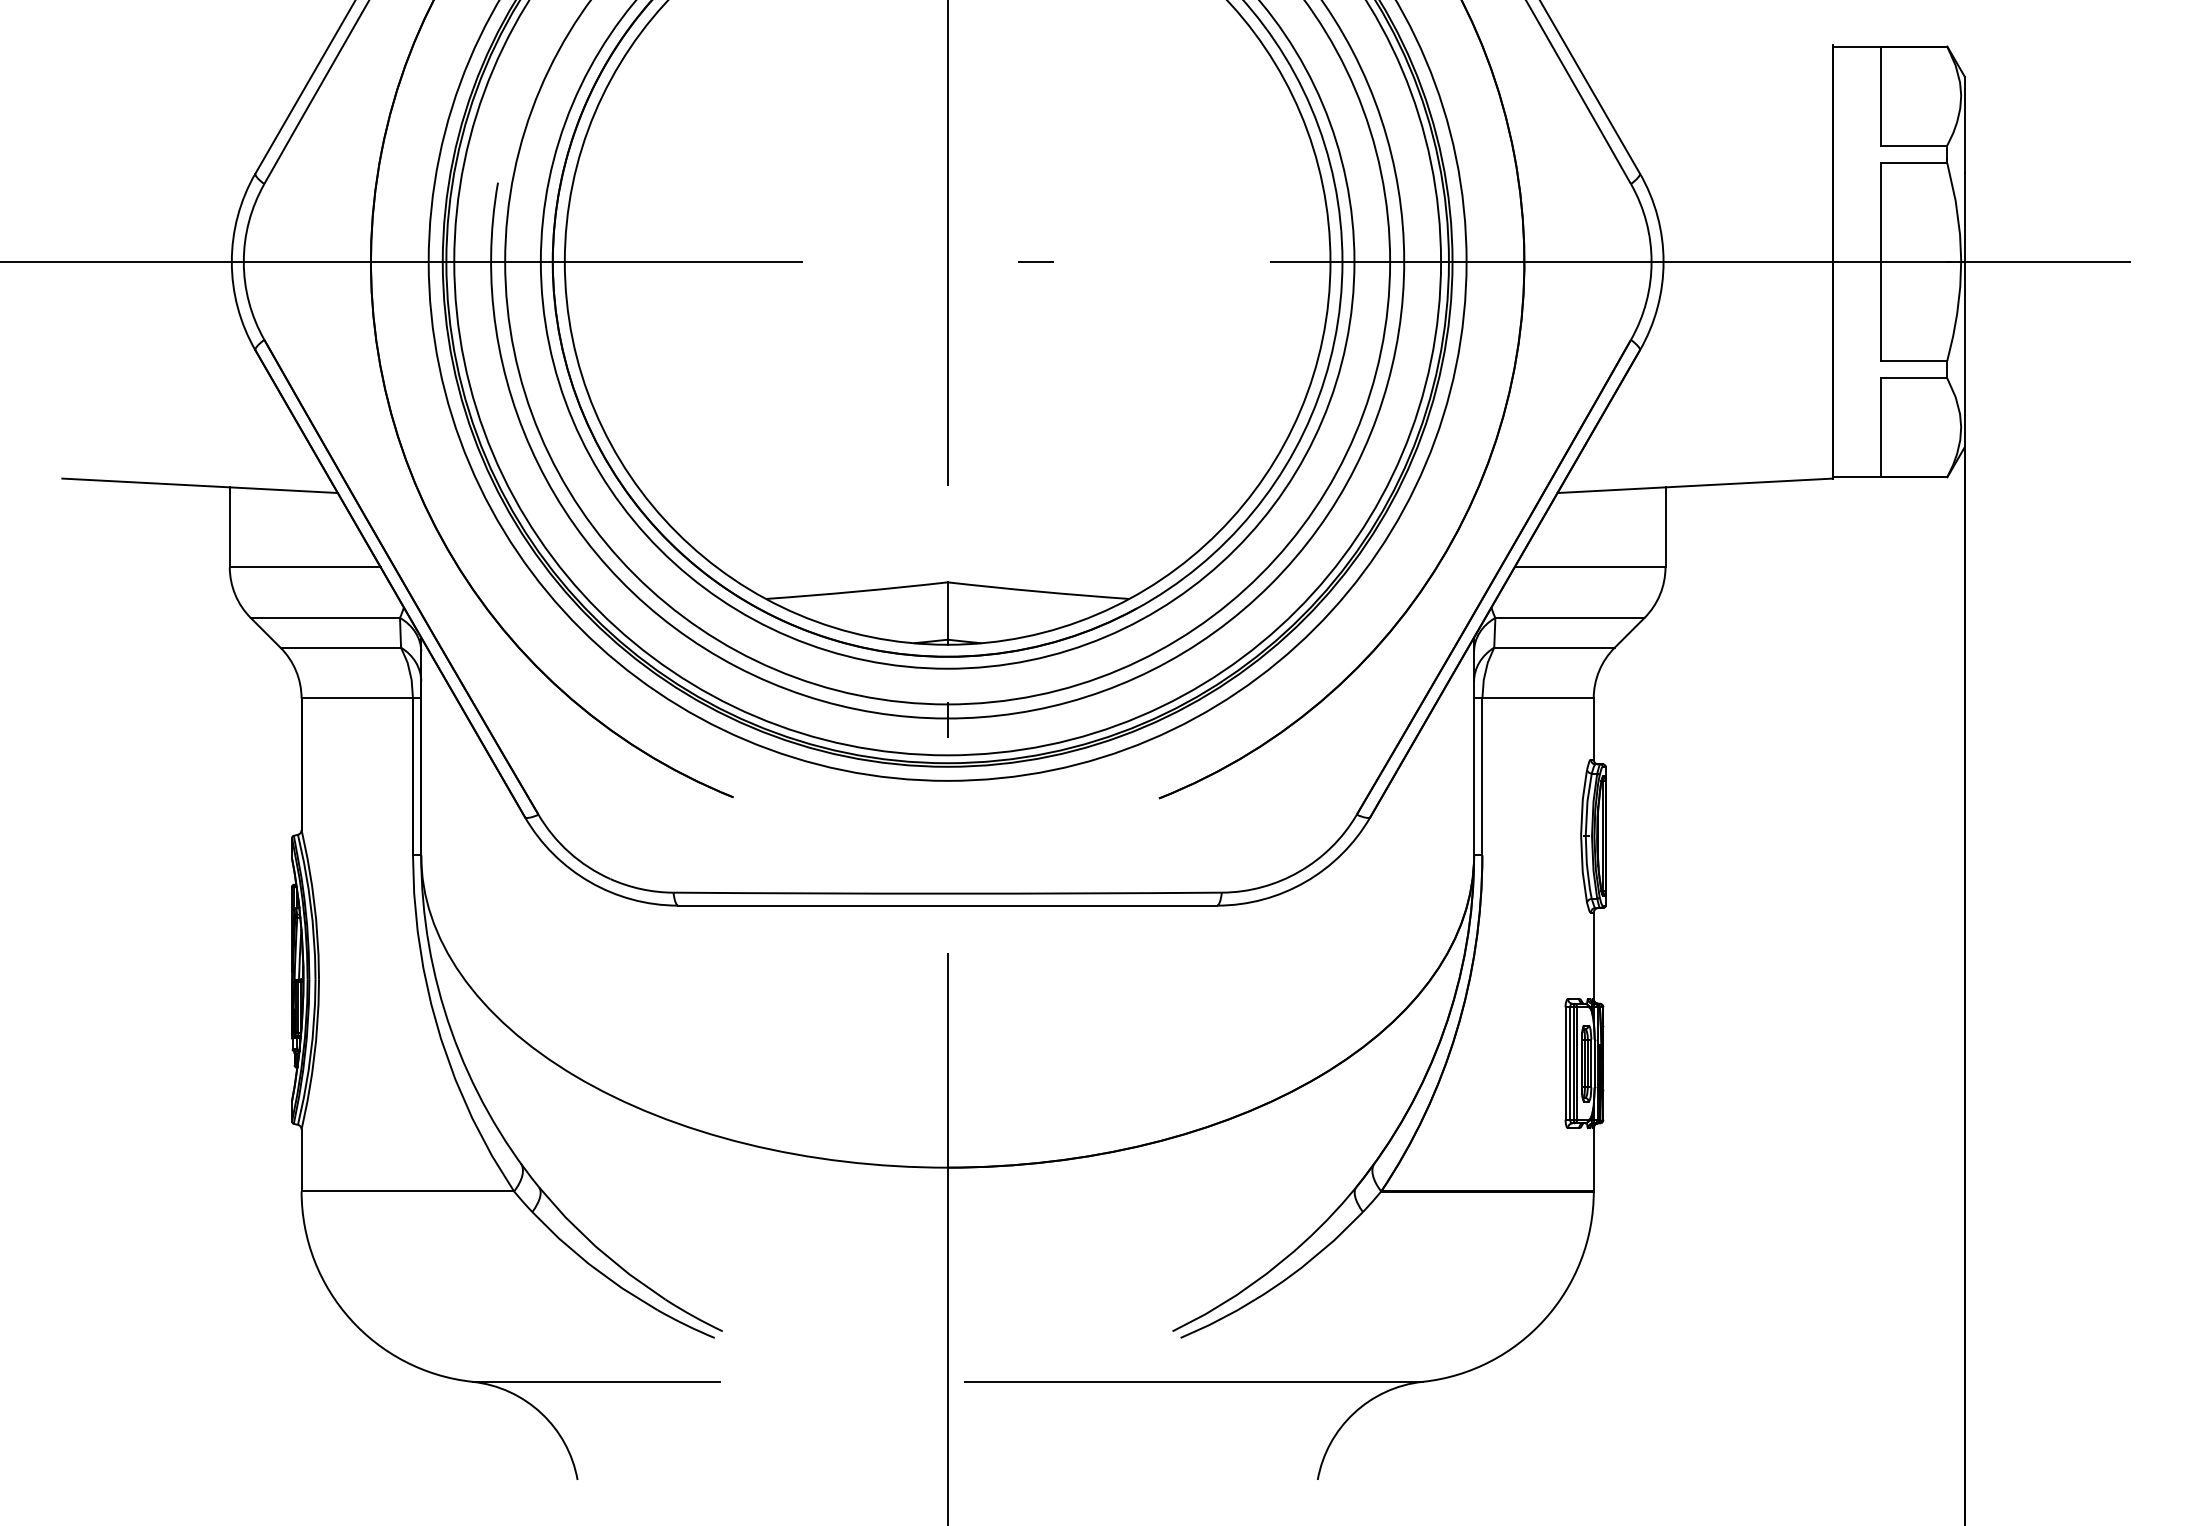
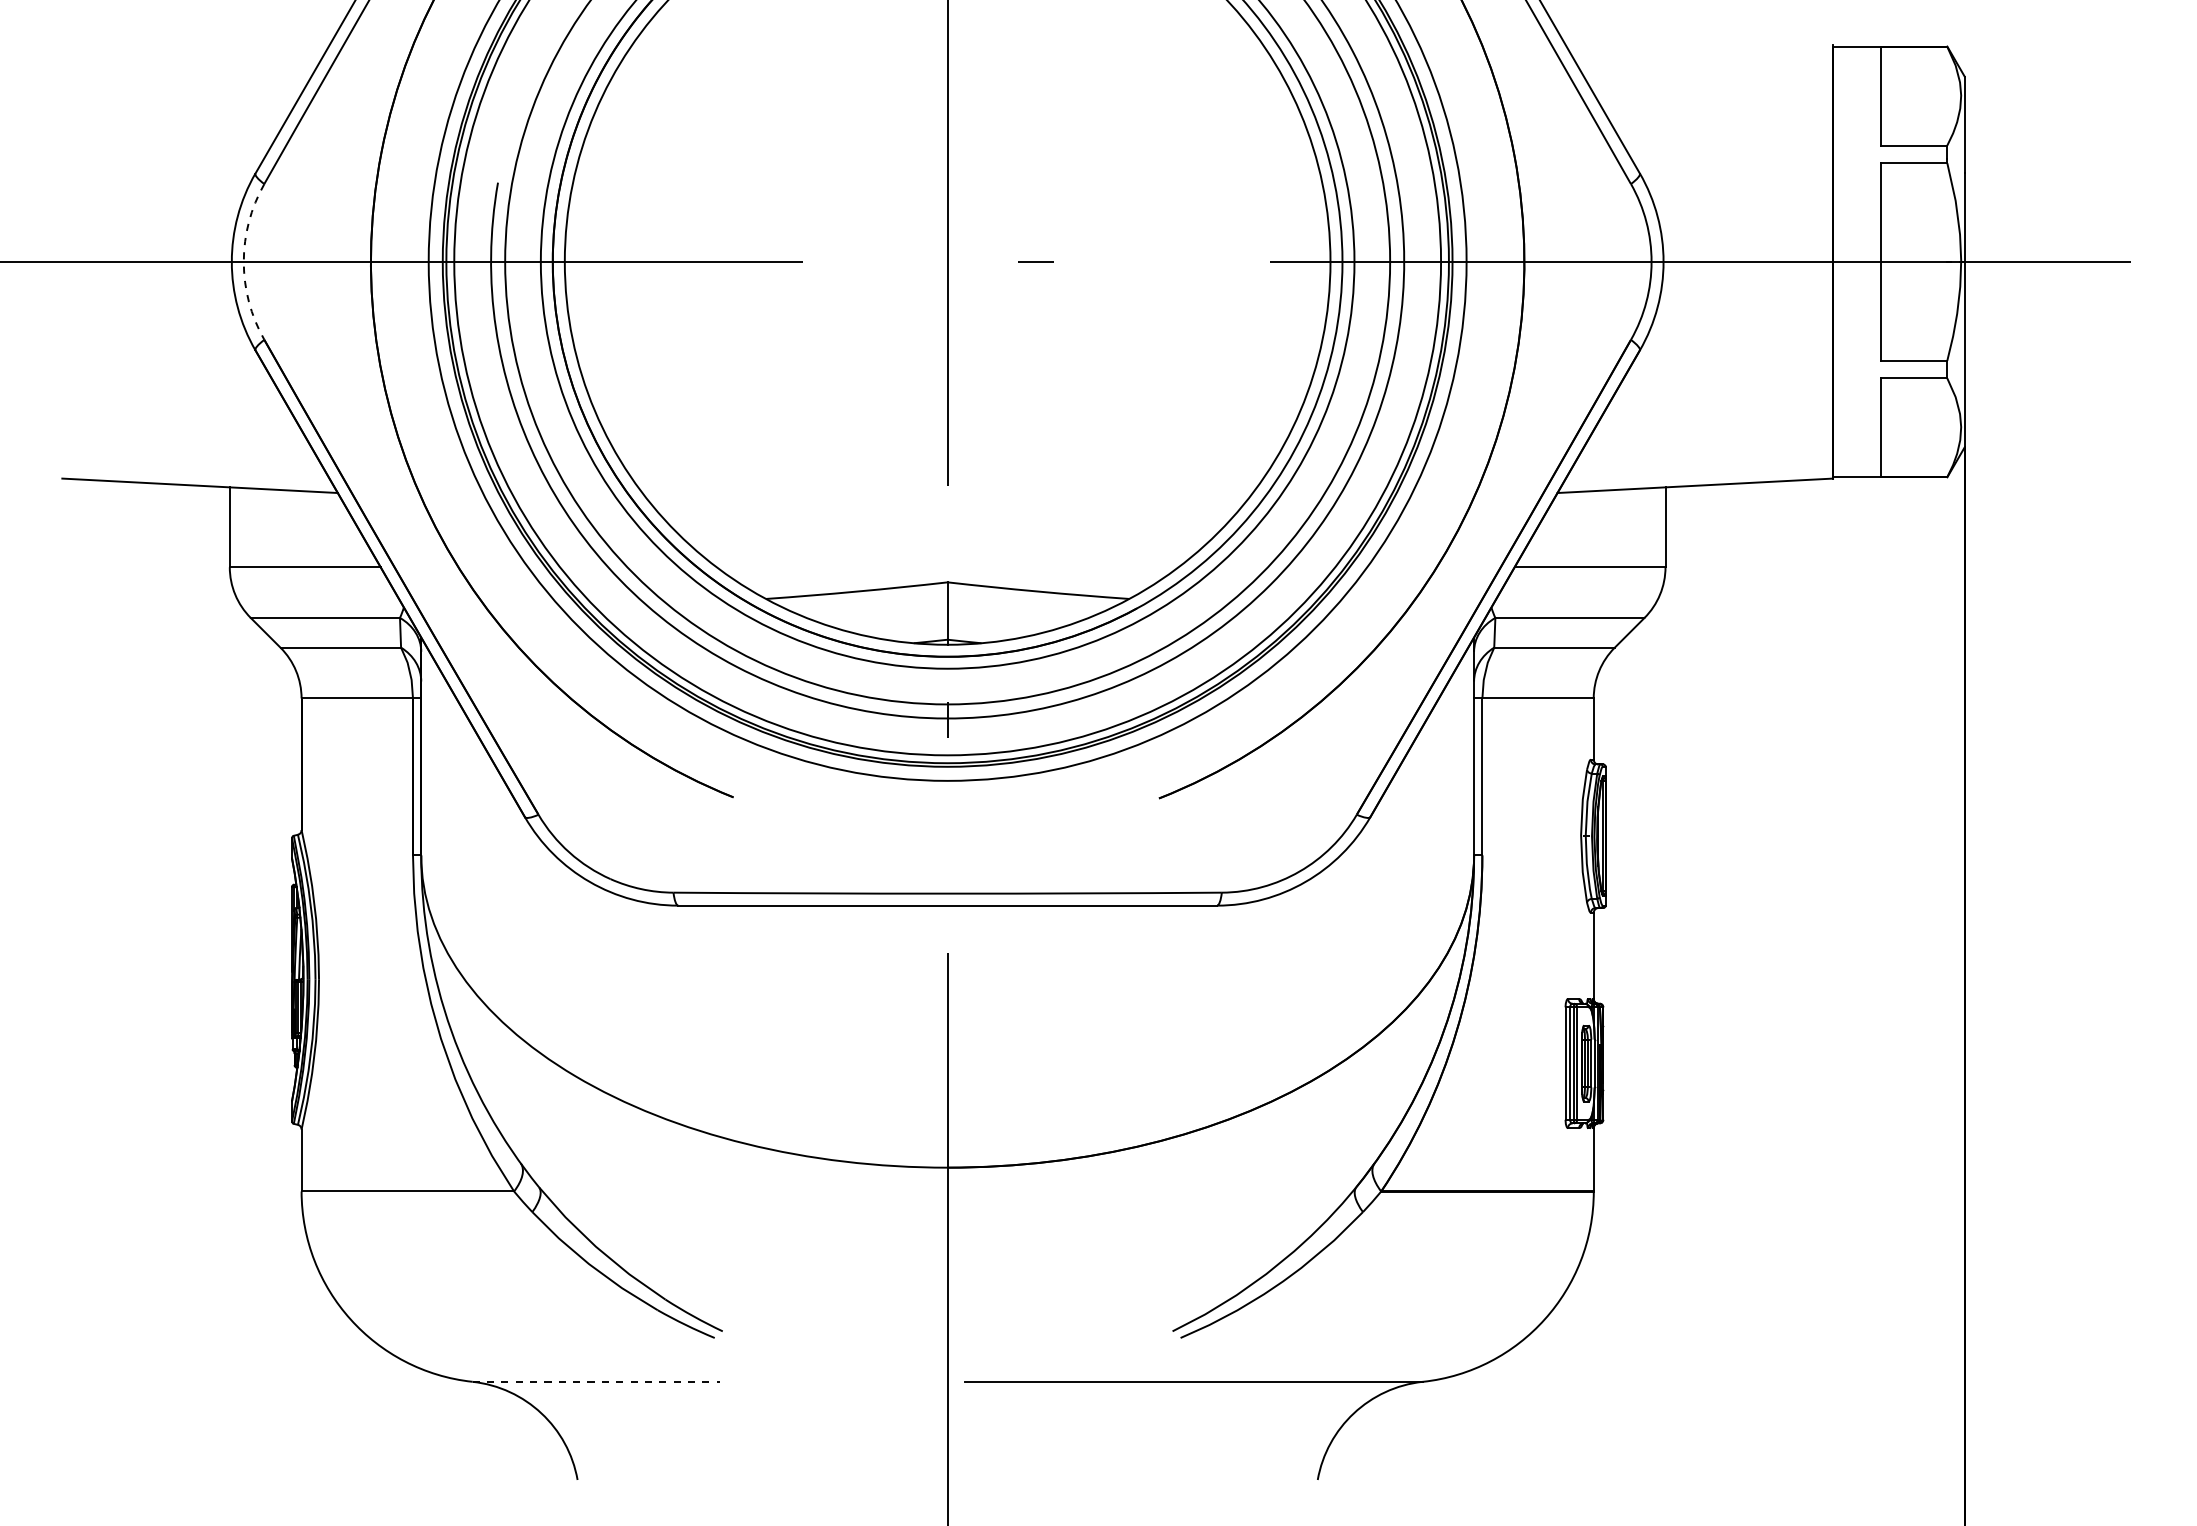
arc: solid -> dashed (243, 261)
line: solid -> dashed (596, 1381)
